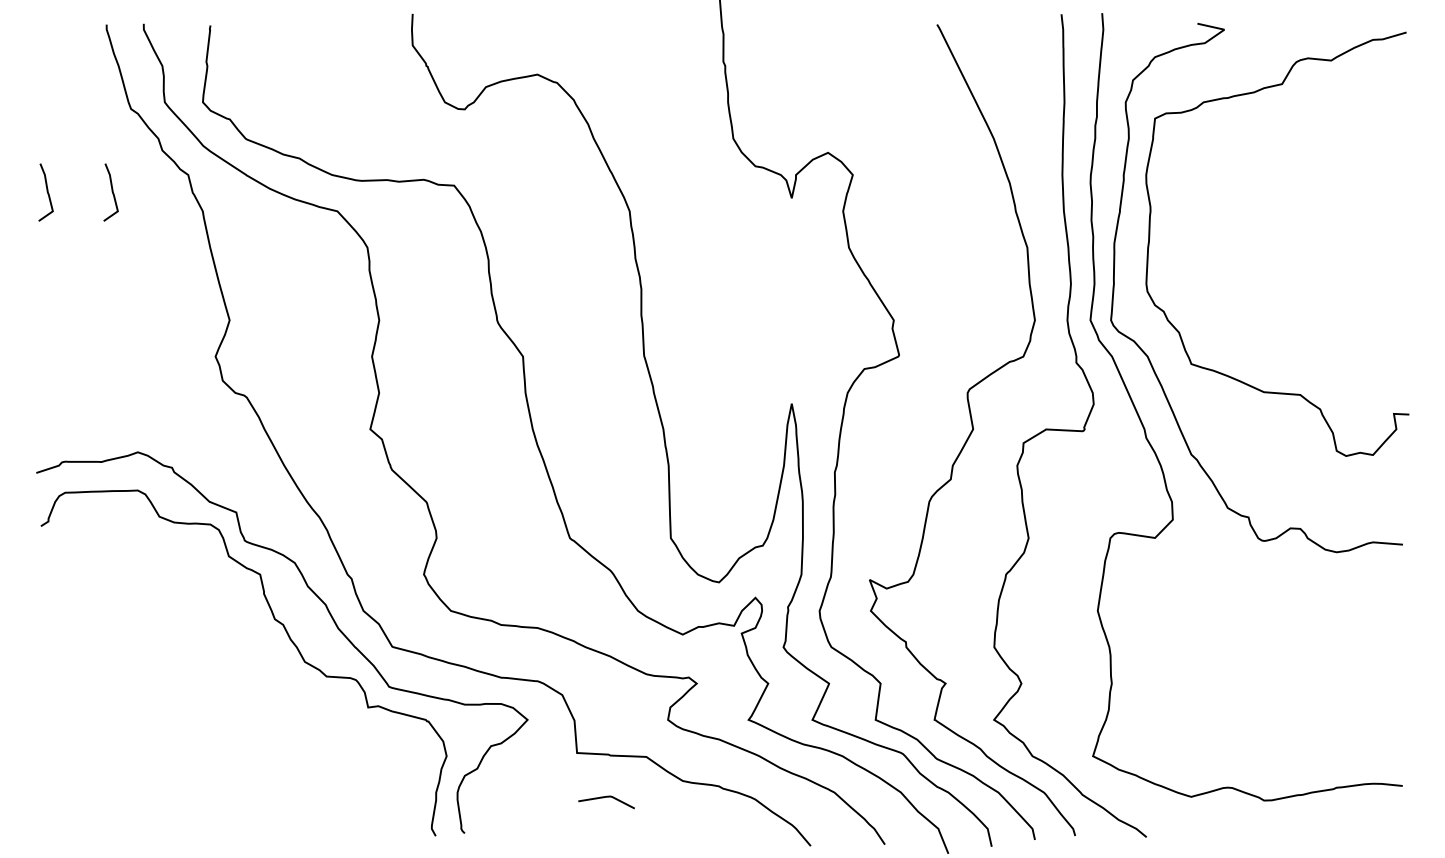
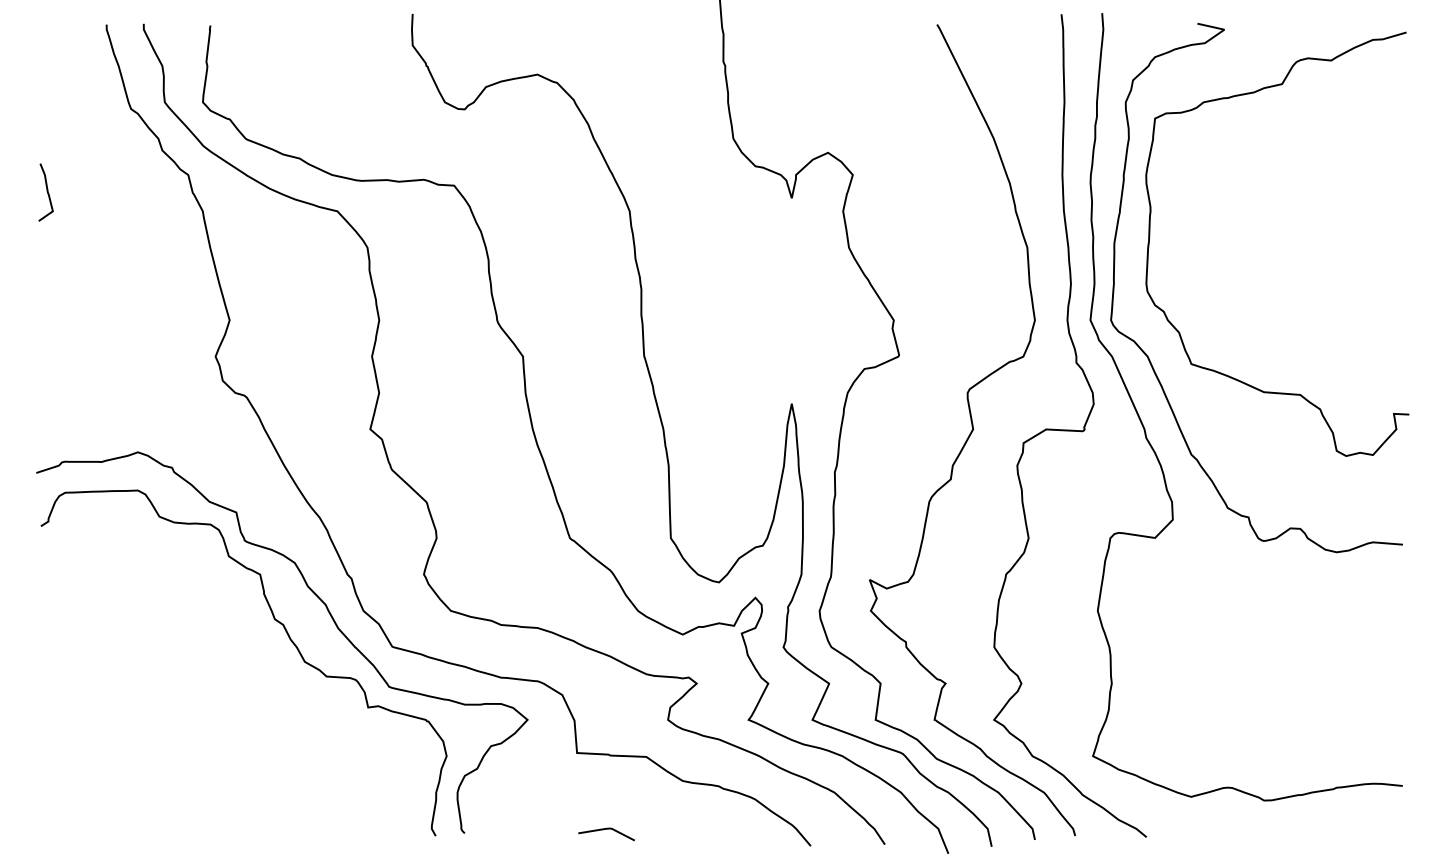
curve: present -> none (111, 191)
curve position: (606, 797) -> (606, 829) (606, 829)
